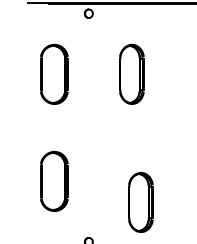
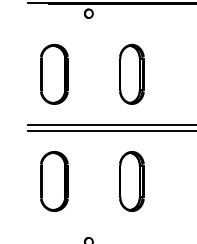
line: none -> present (110, 125)
line: none -> present (110, 130)
part position: (140, 202) -> (131, 181) (131, 181)
